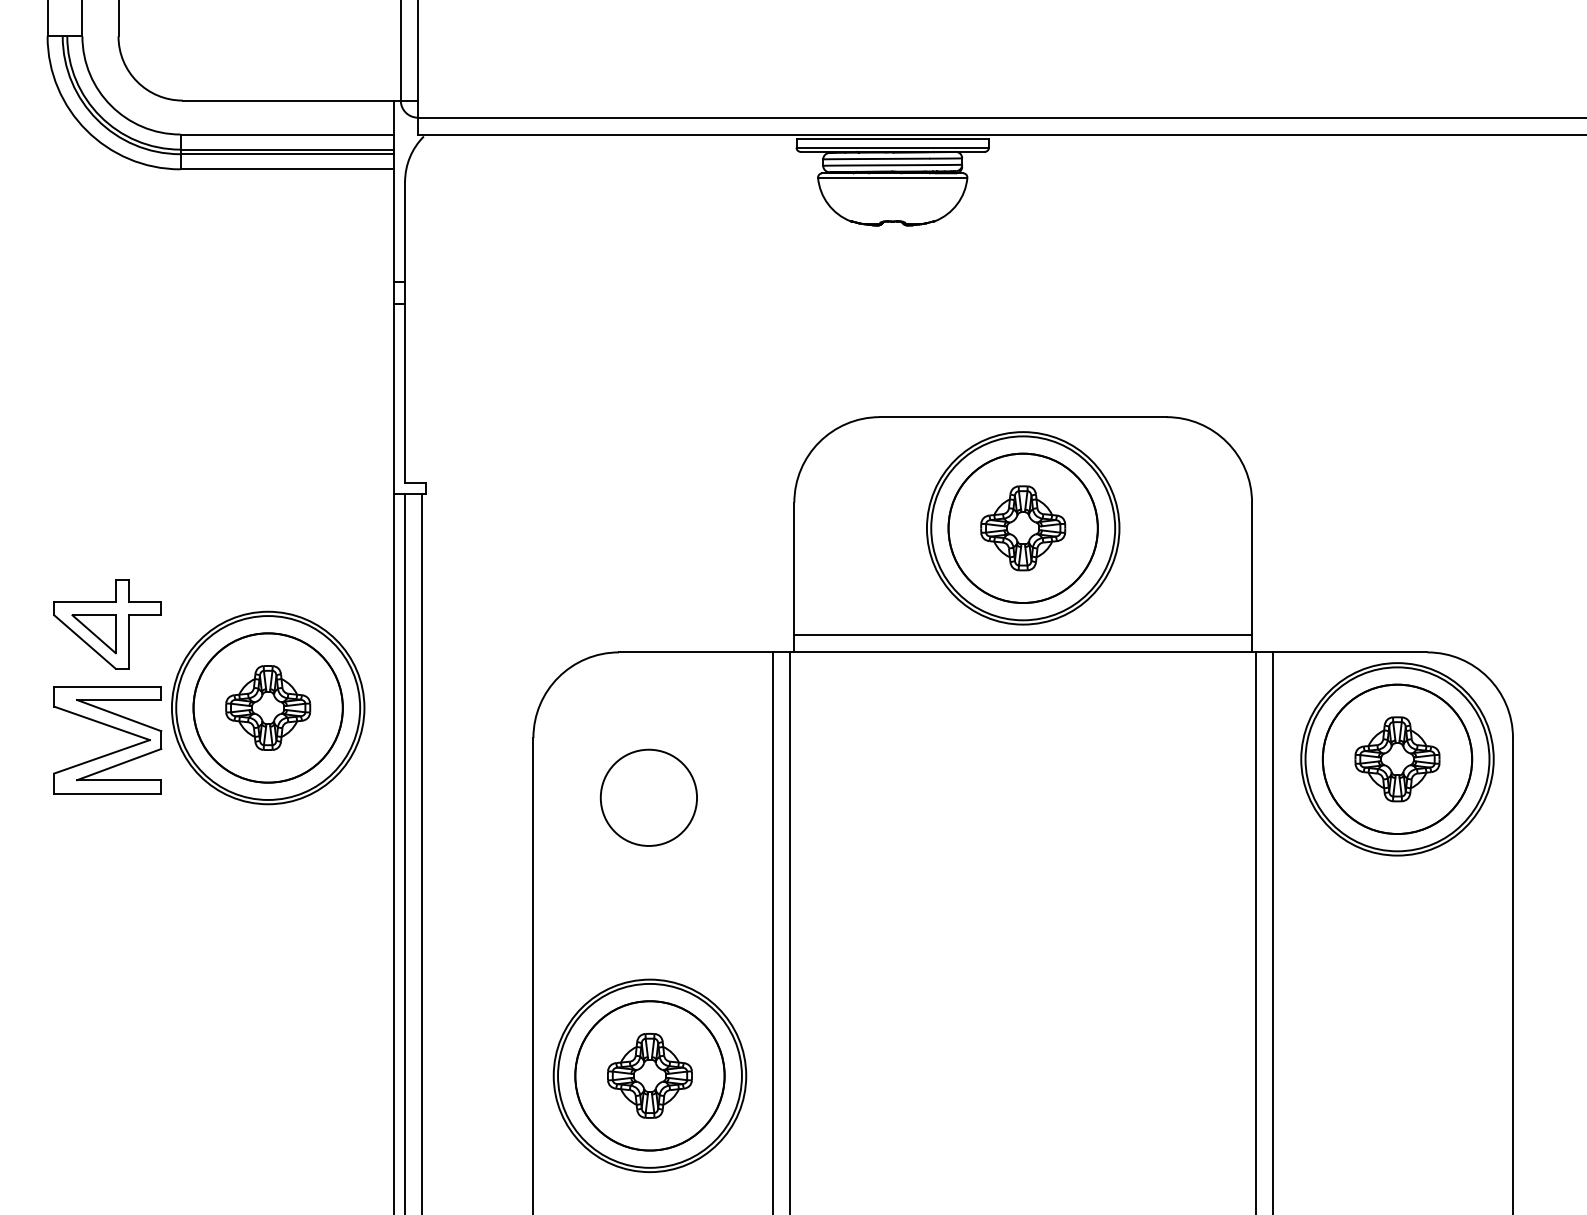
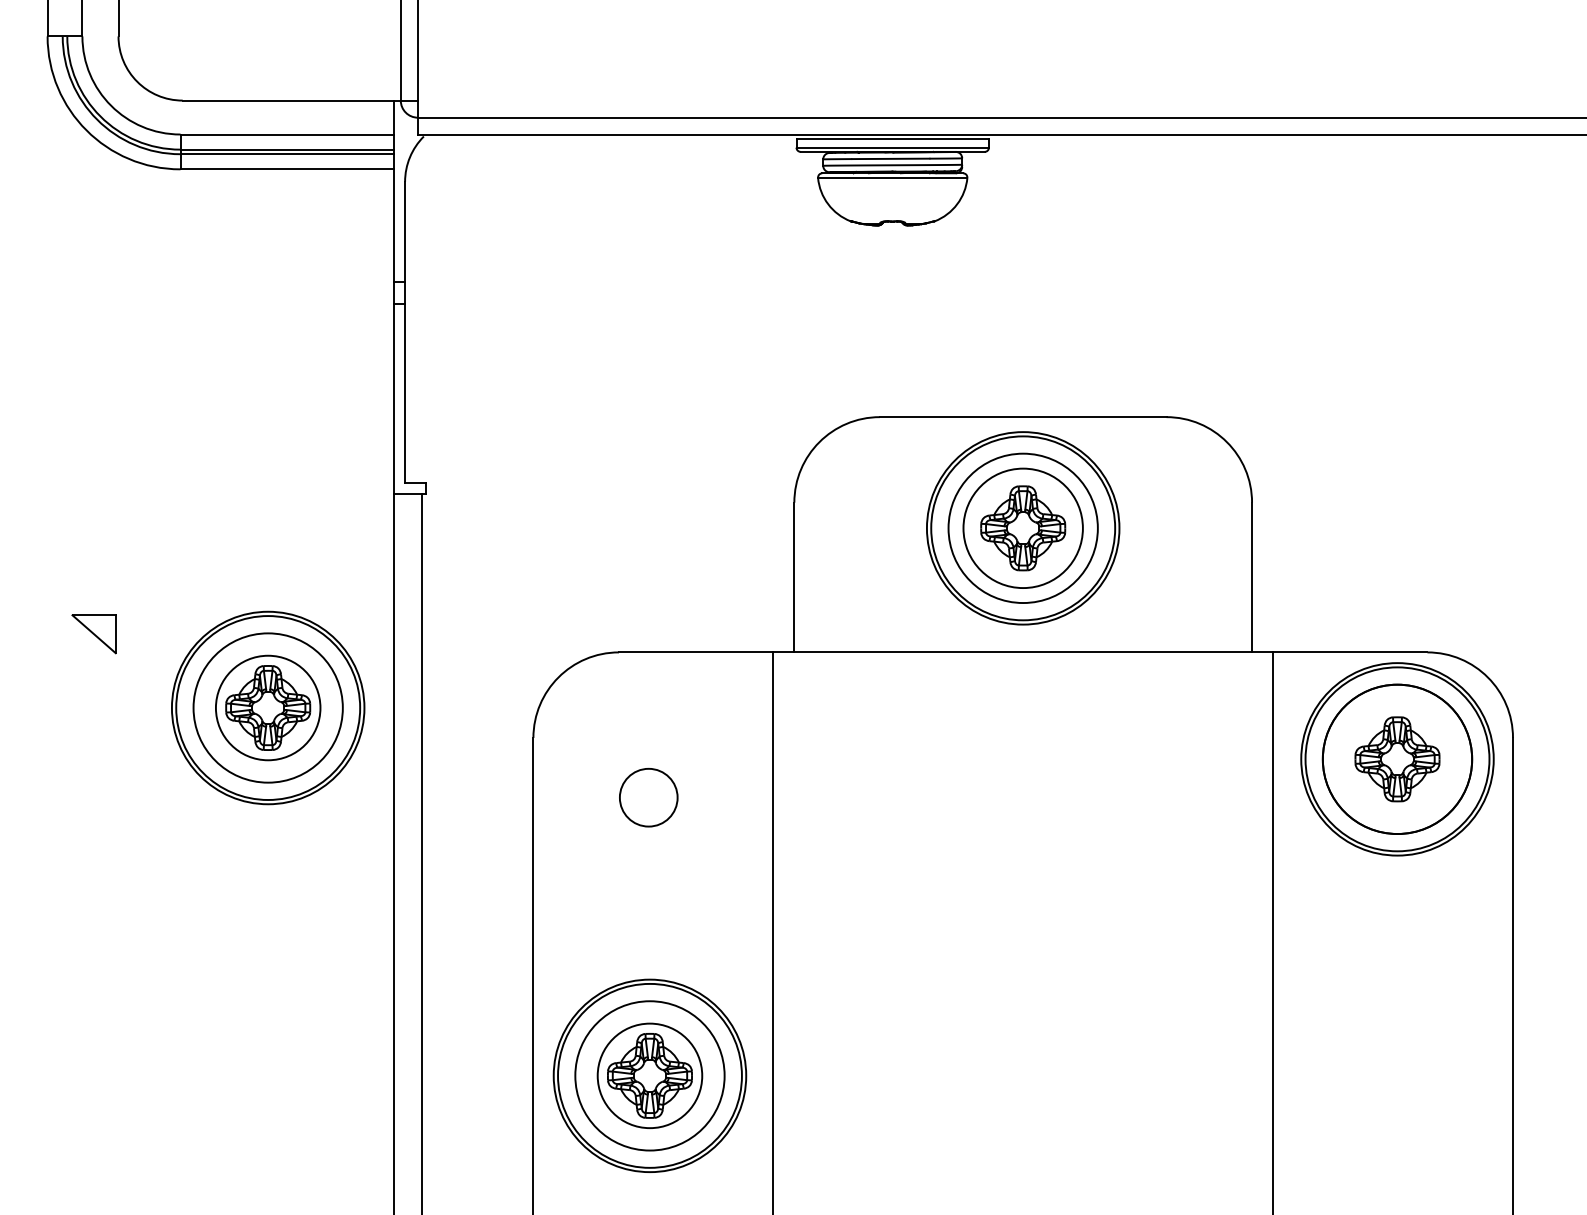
circle diameter: 149 px -> 119 px (1022, 528)
part: present -> none (107, 624)
line: present -> none (1023, 635)
circle diameter: 149 px -> 105 px (267, 707)
part: present -> none (110, 752)
circle size: 99x99 px -> 60x60 px (648, 797)
line: present -> none (405, 852)
line: present -> none (790, 931)
line: present -> none (1256, 931)
circle diameter: 149 px -> 105 px (649, 1075)
